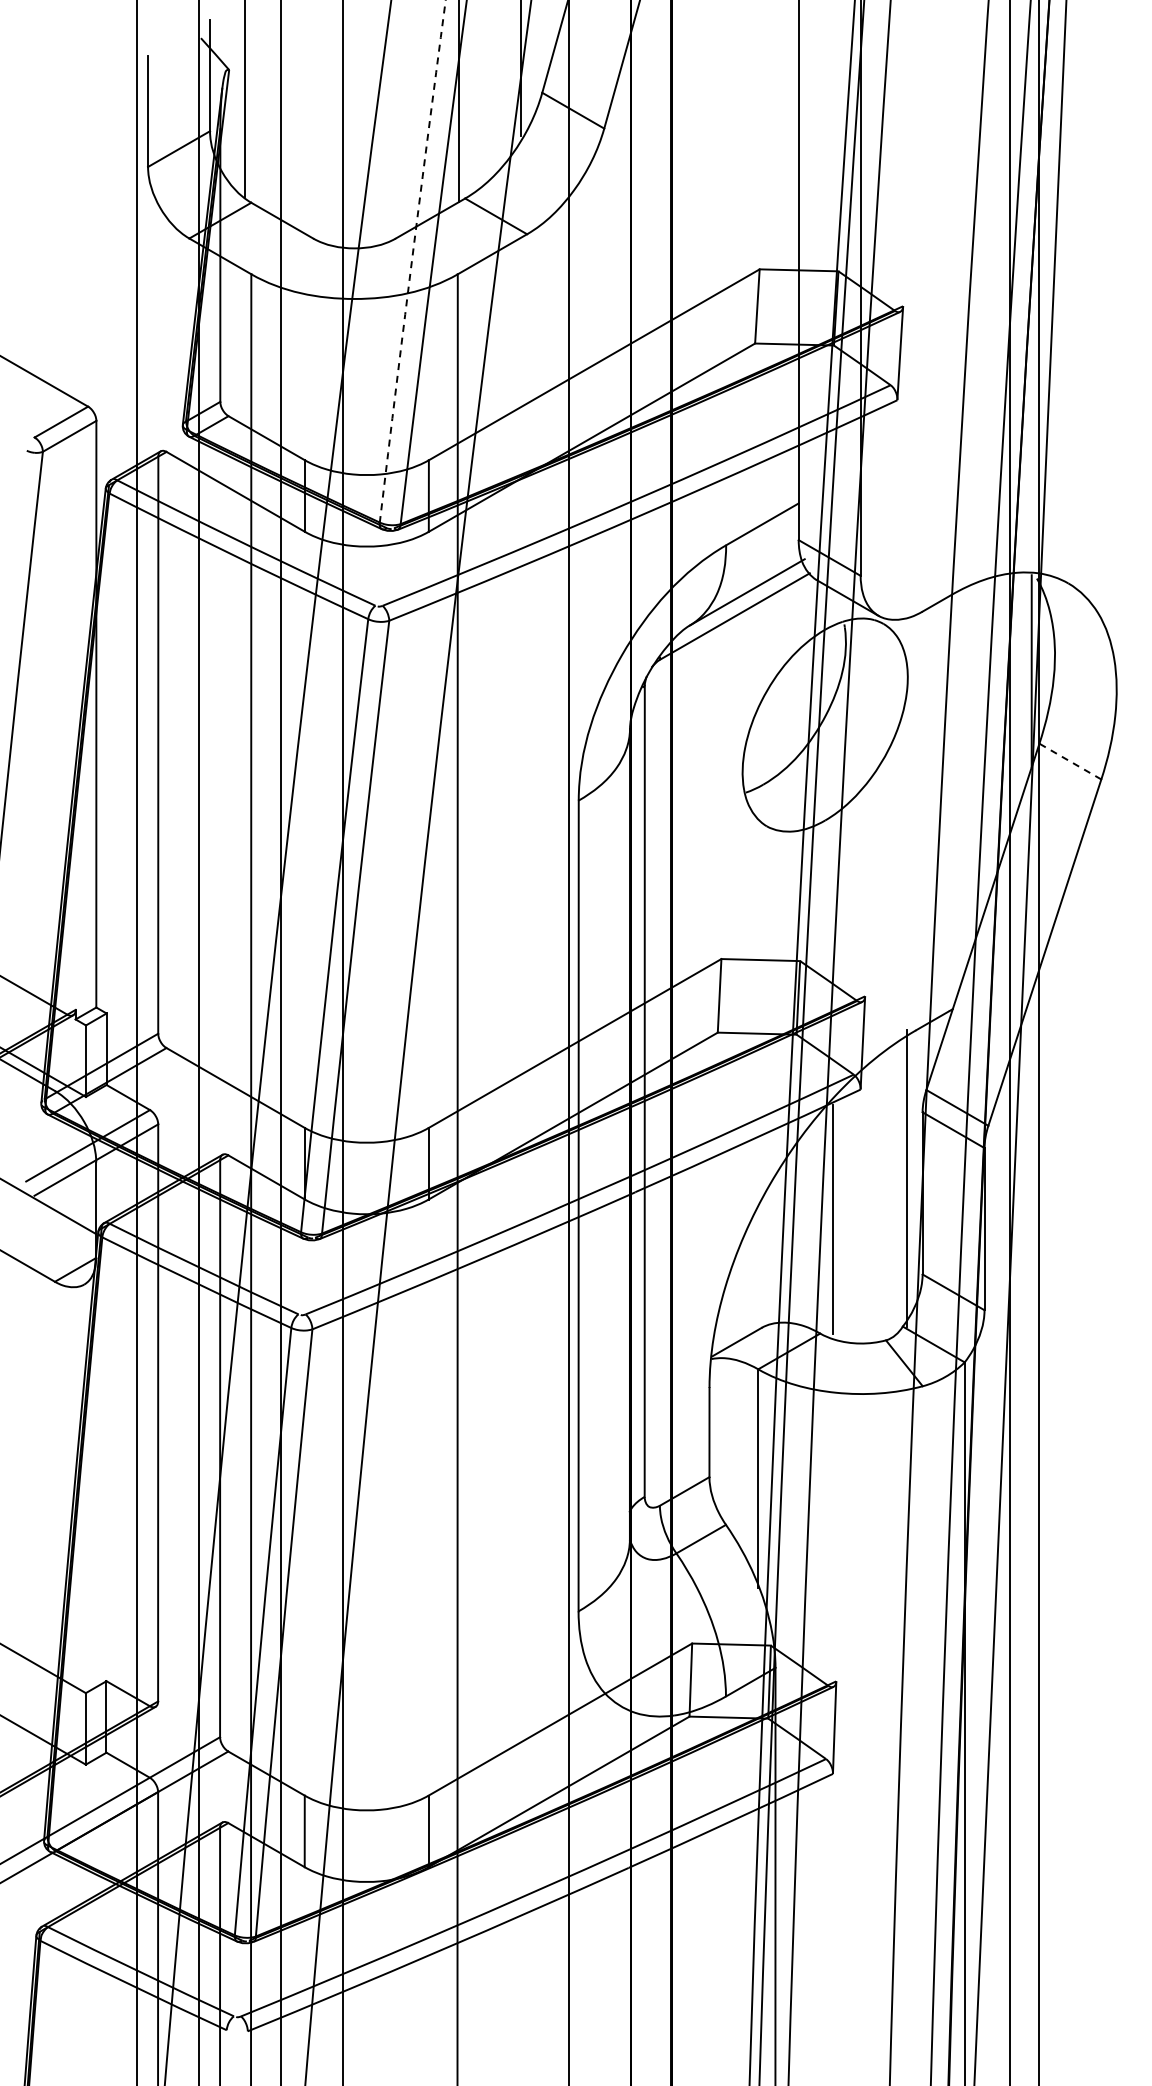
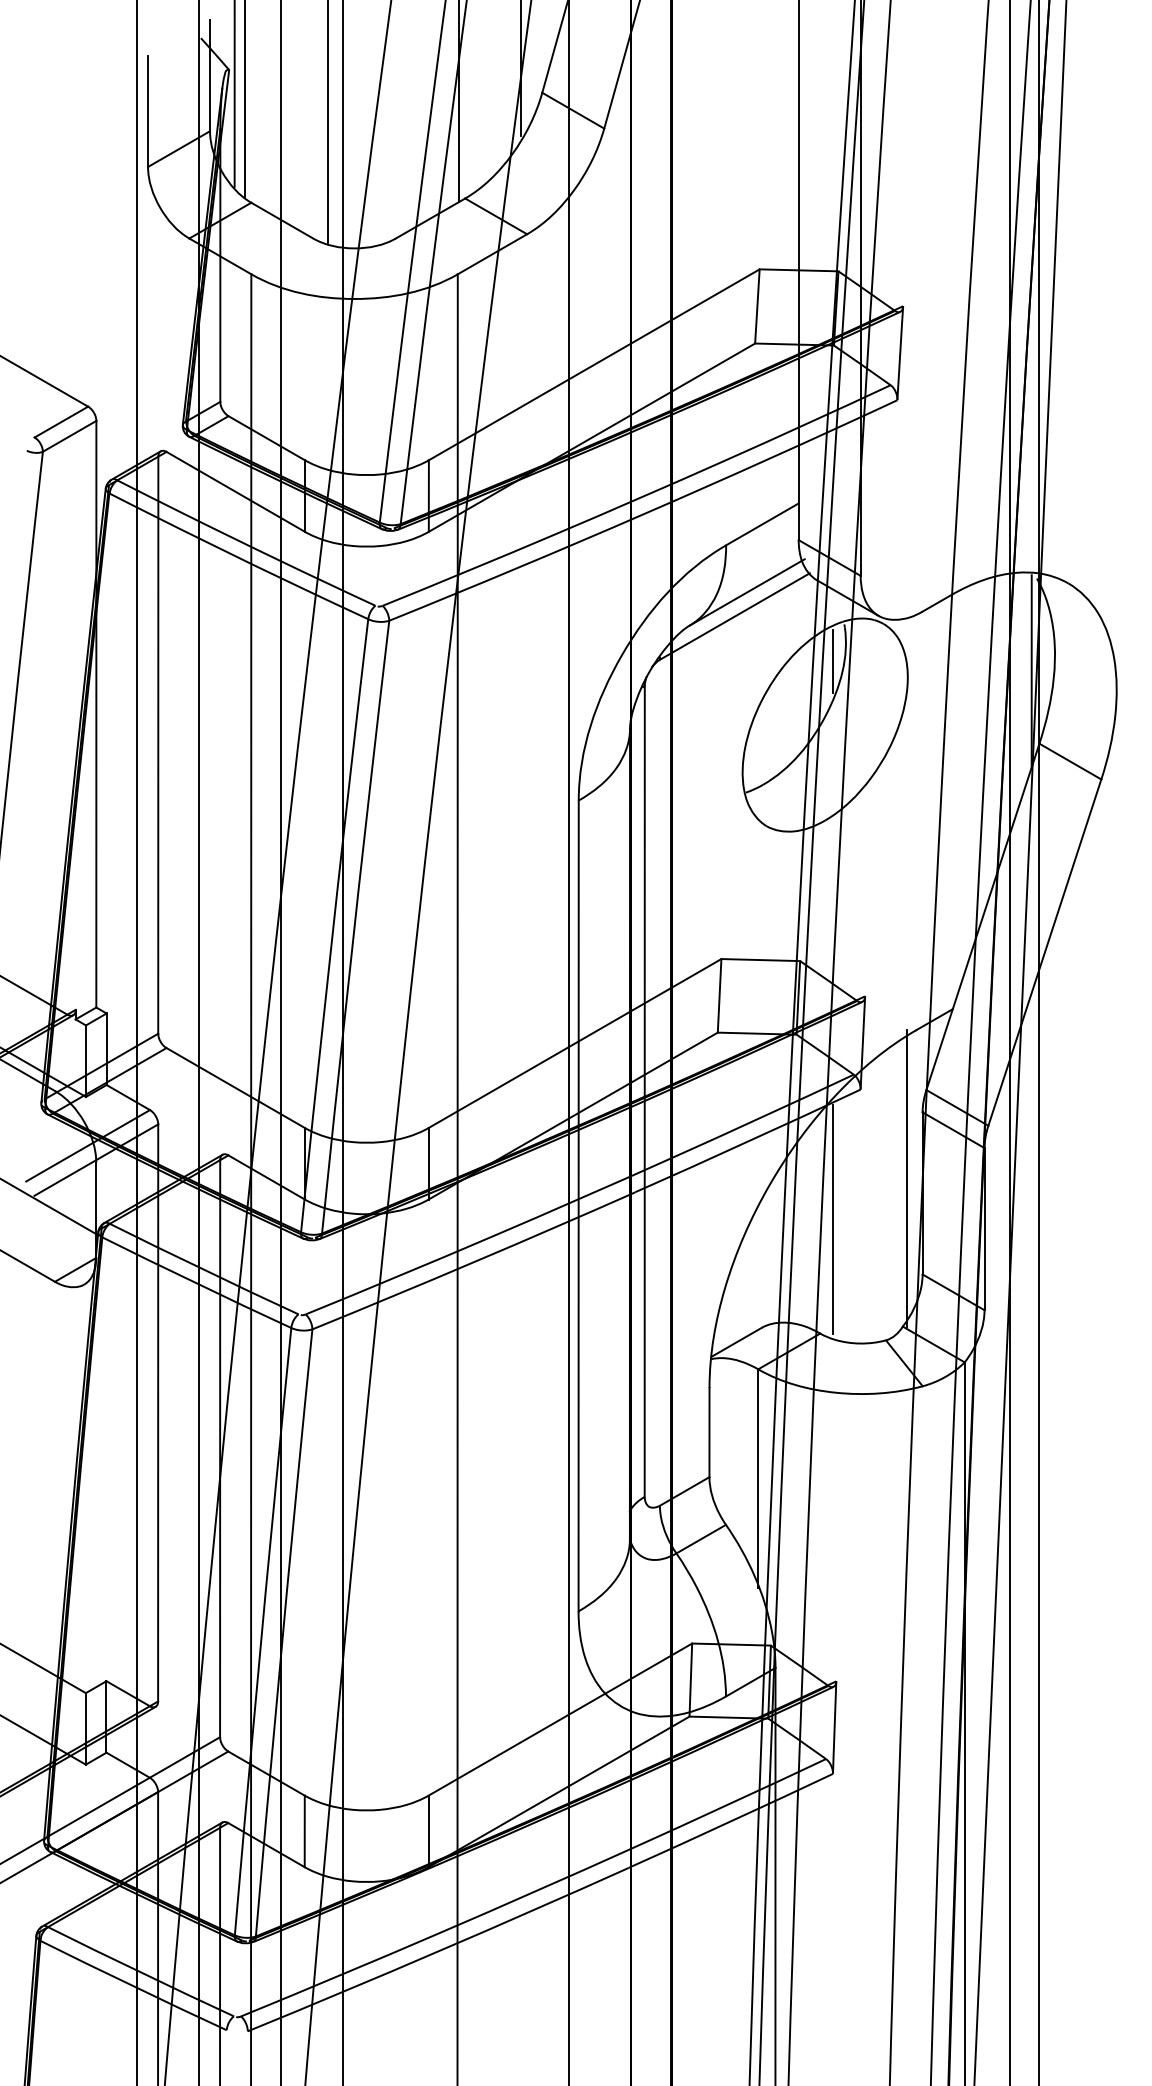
line: none -> present (234, 94)
line: none -> present (327, 122)
arc: dashed -> solid (411, 261)
line: none -> present (832, 661)
line: dashed -> solid (1070, 761)
